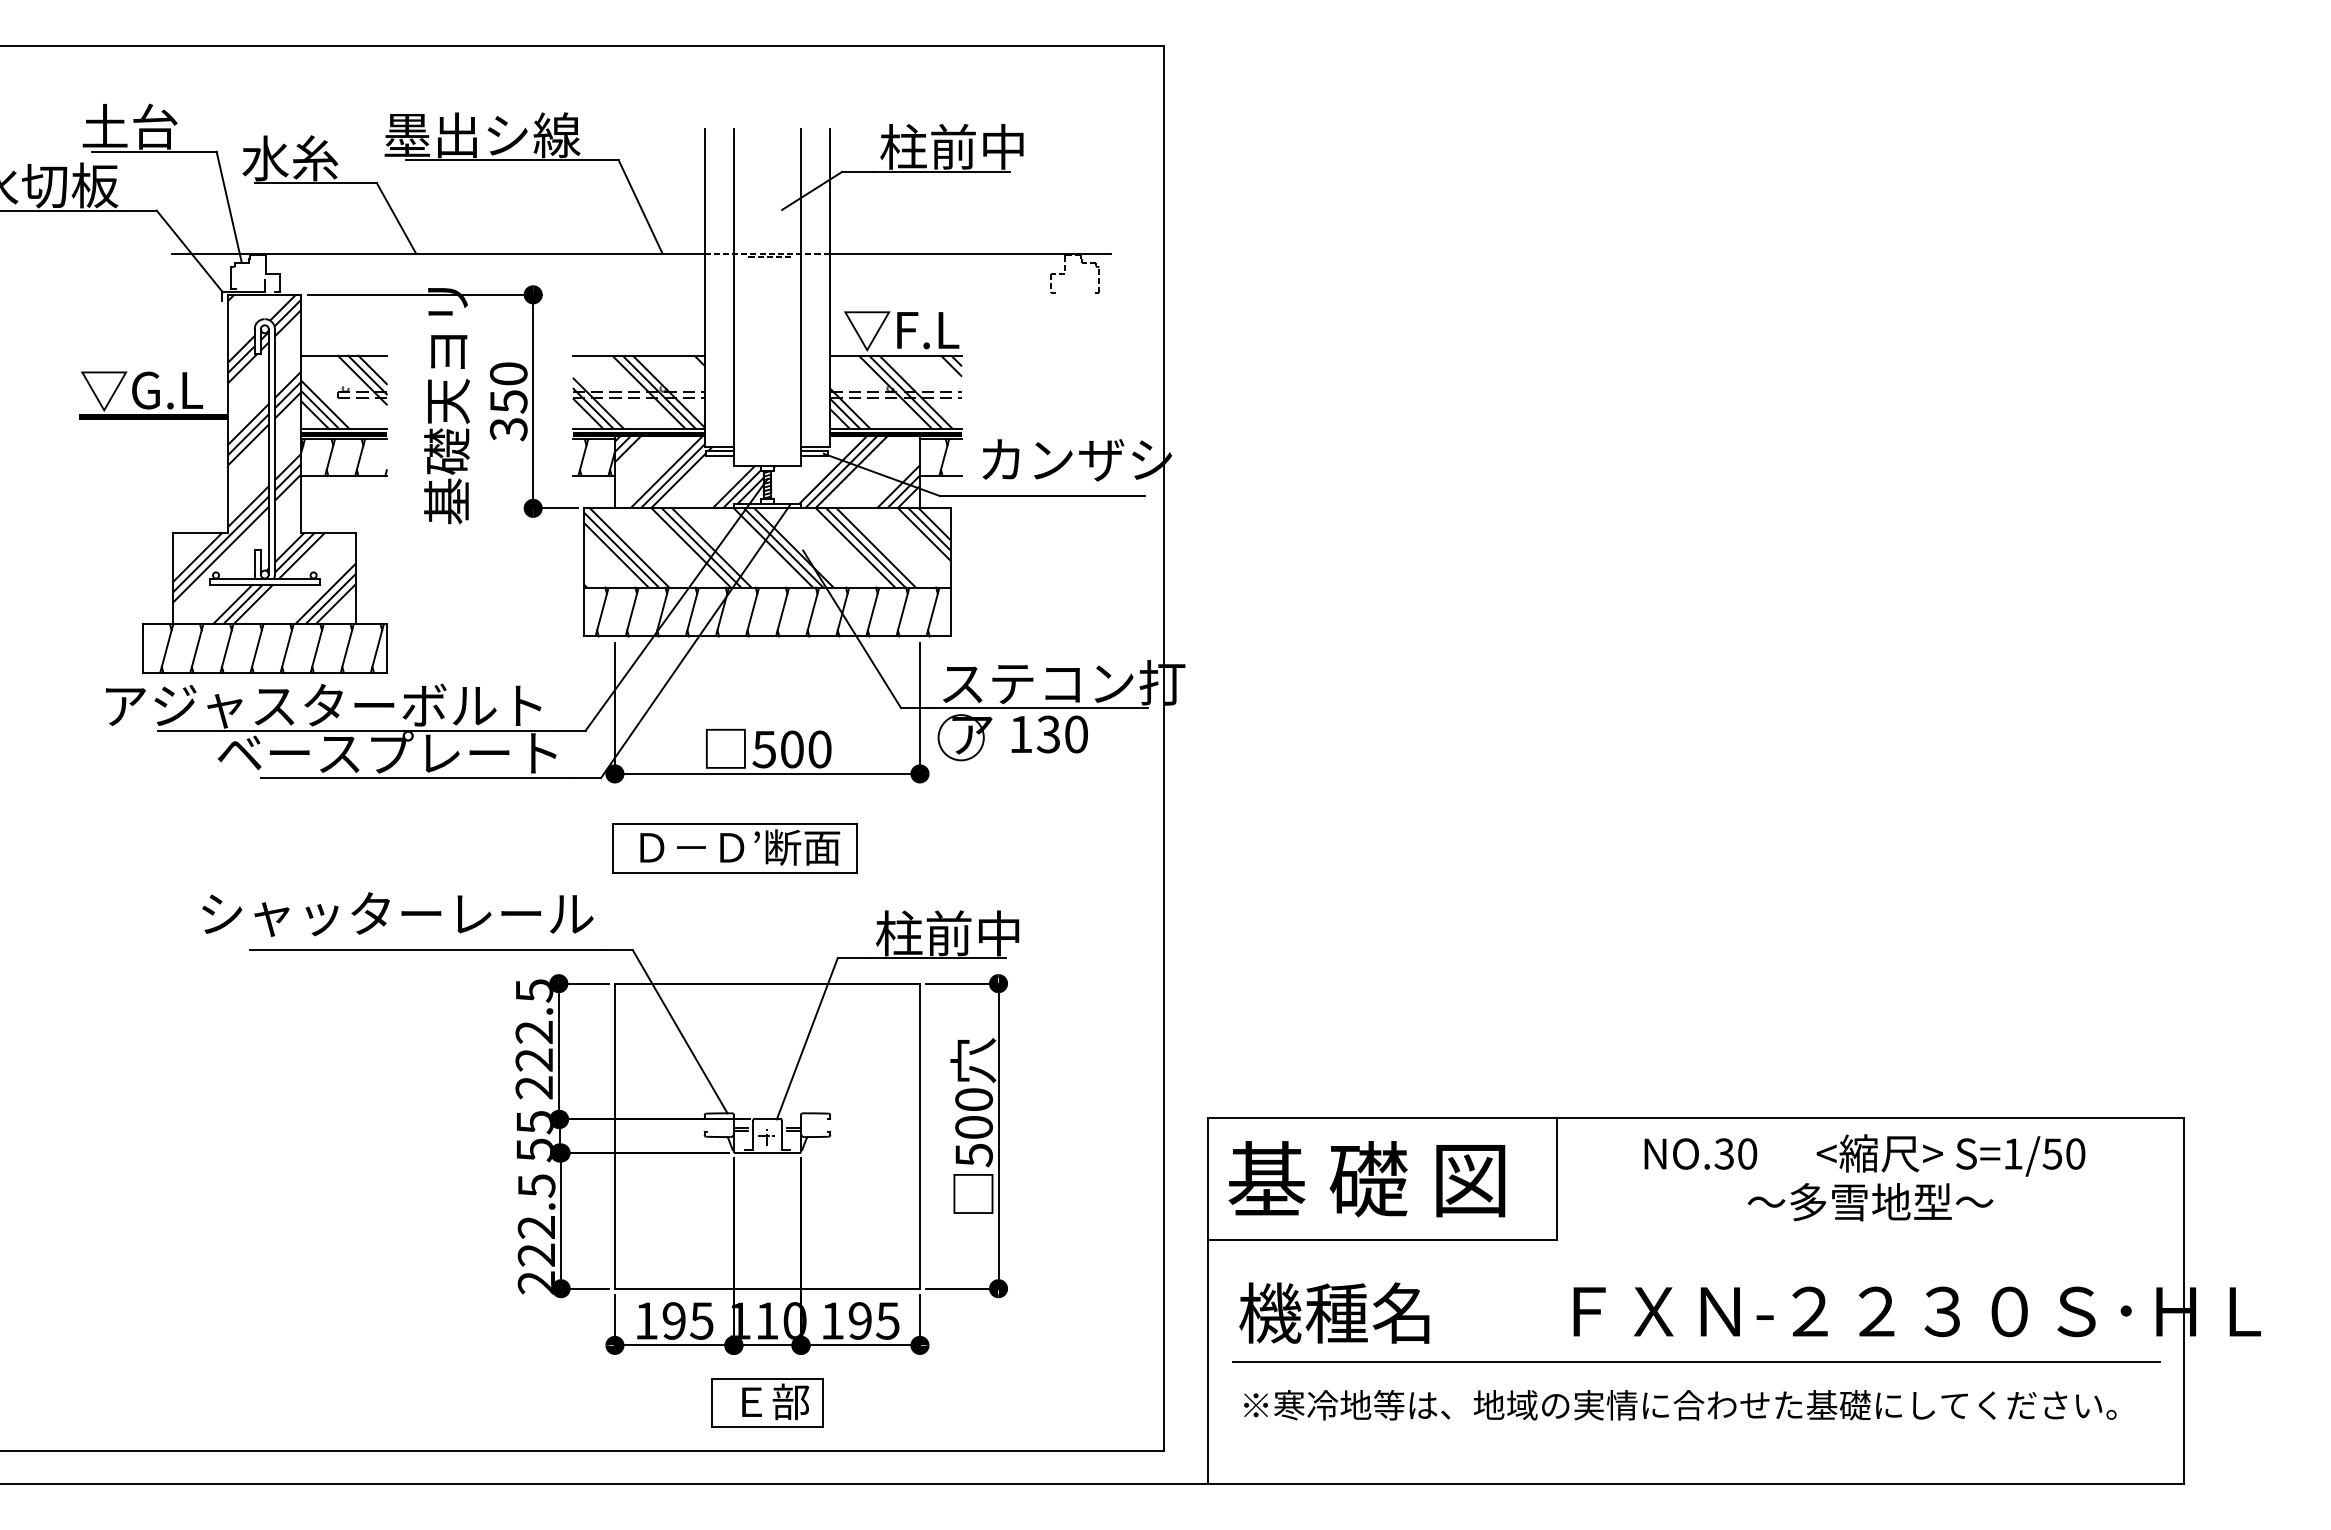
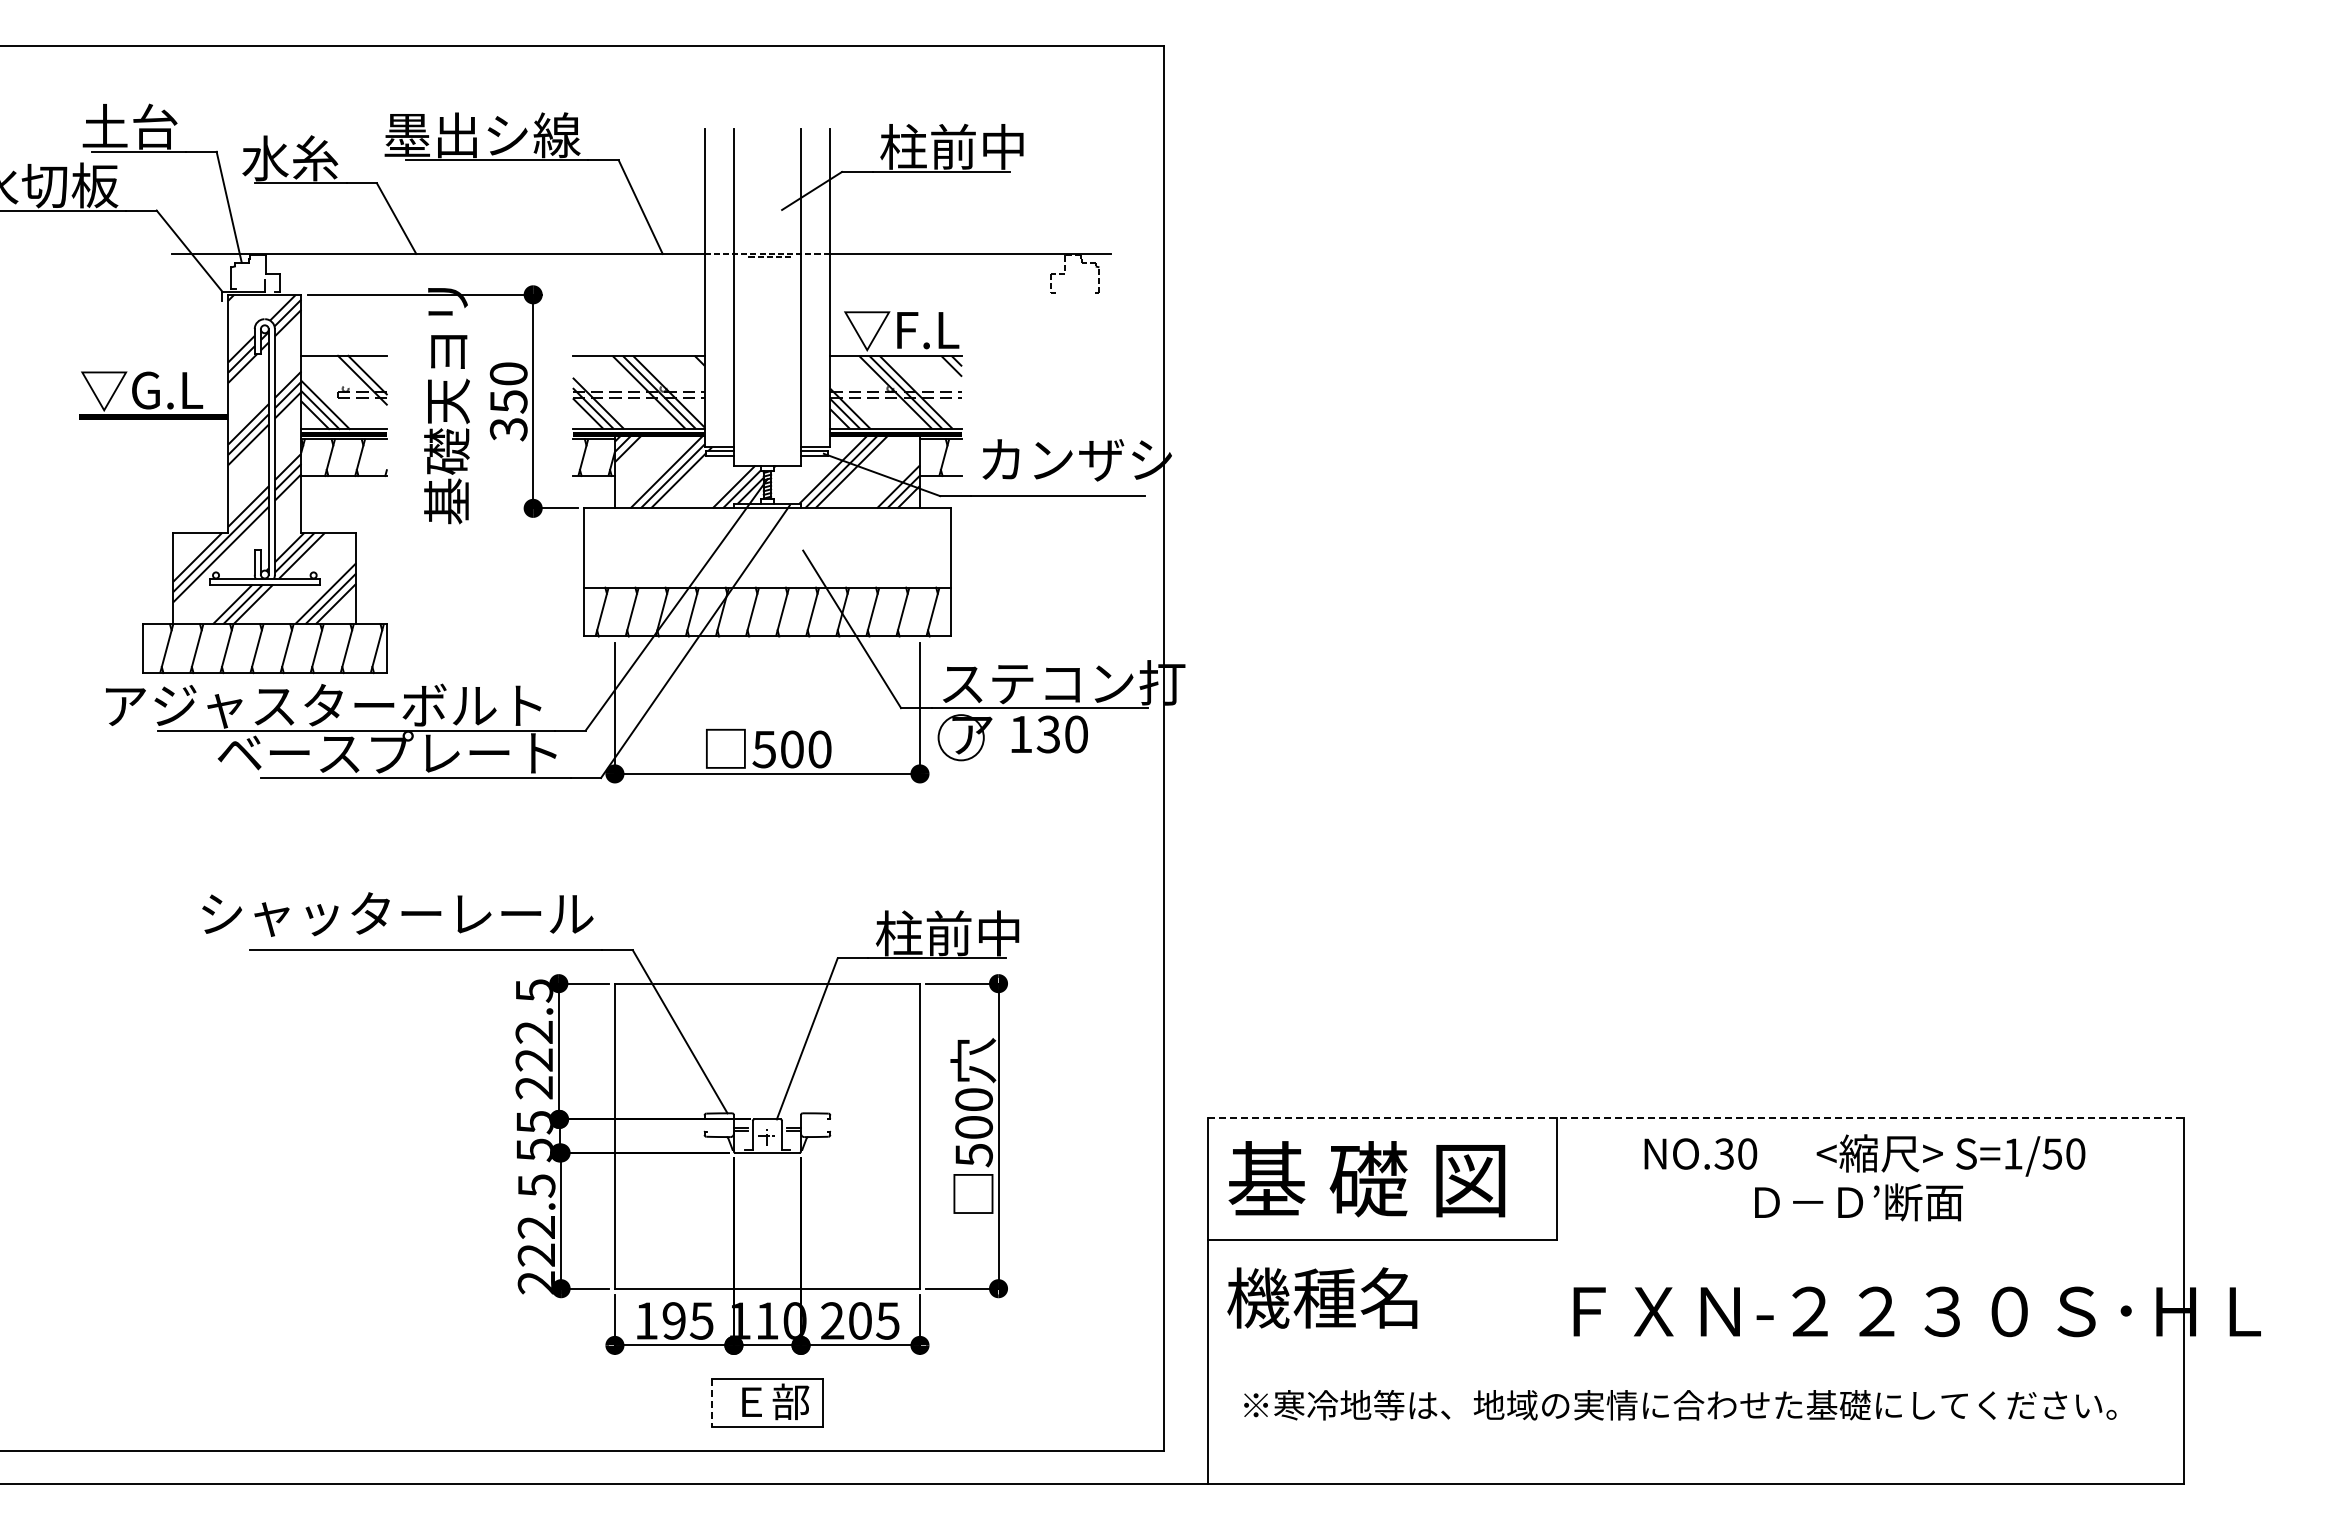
line: present -> none (372, 369)
hatch: present -> none (767, 547)
part: present -> none (734, 848)
line: solid -> dashed (1696, 1117)
text: ～多雪地型～ -> Ｄ－Ｄ’断面 (1870, 1202)
text position: (1334, 1312) -> (1322, 1297) (1322, 1297)
text: 195 -> 205 (846, 1320)
line: present -> none (1696, 1361)
line: solid -> dashed (712, 1403)
